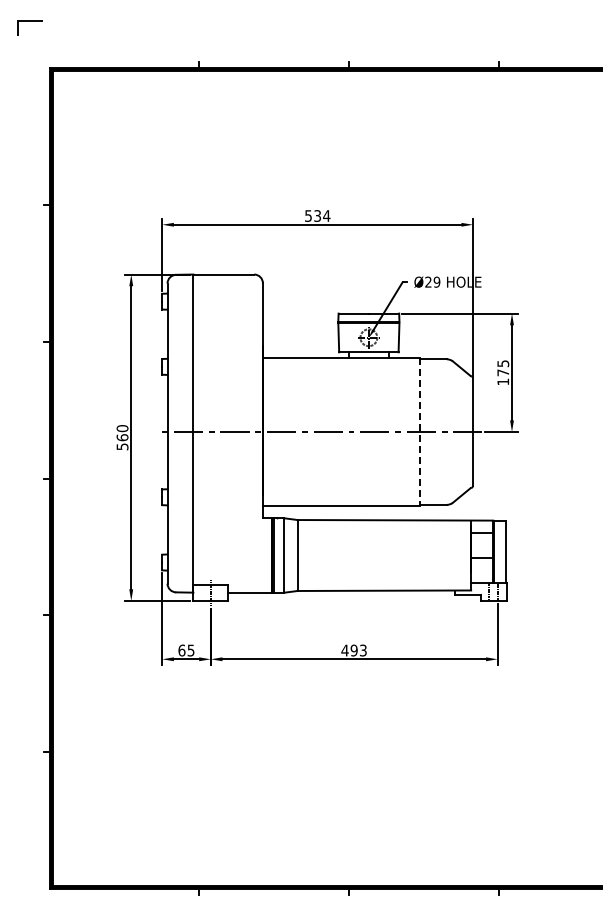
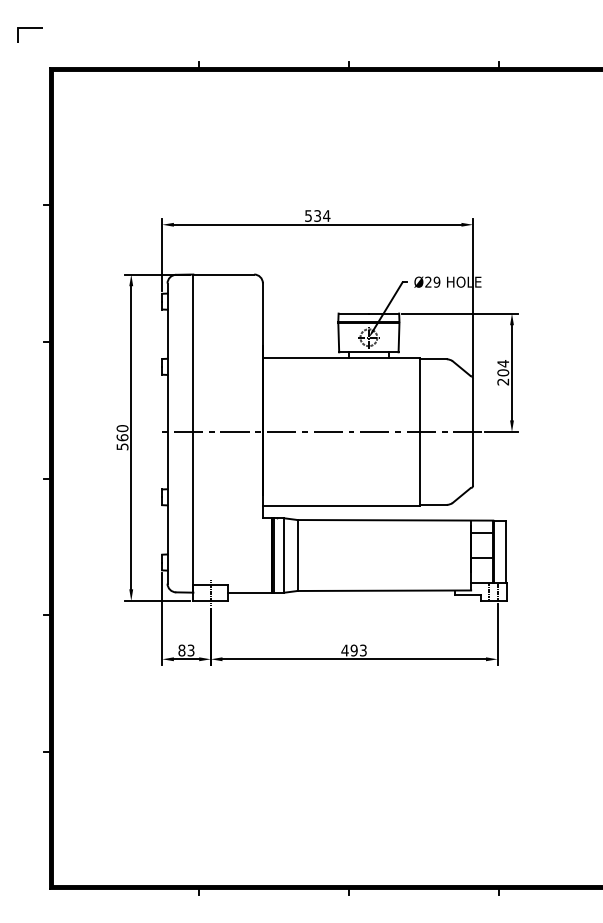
line position: (29, 21) -> (29, 28) (29, 28)
text: 175 -> 204 (503, 372)
line: dashed -> solid (420, 432)
text: 65 -> 83 (186, 650)
